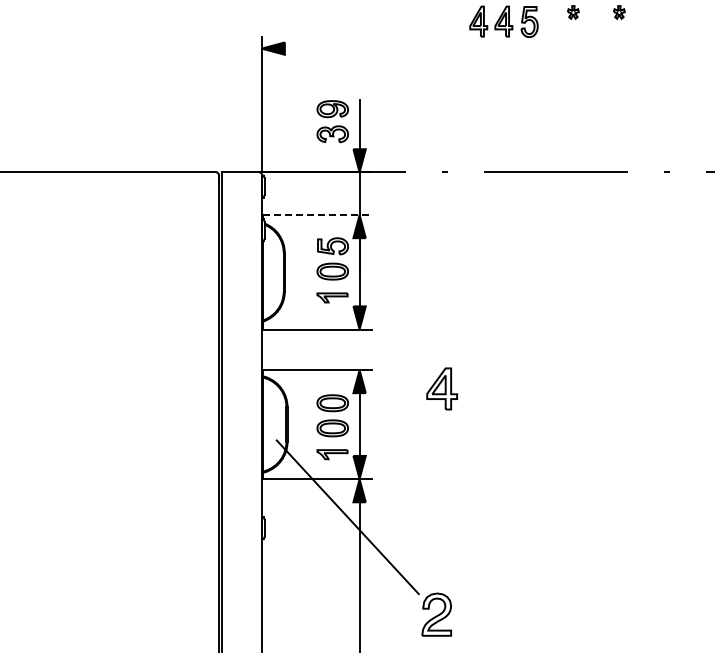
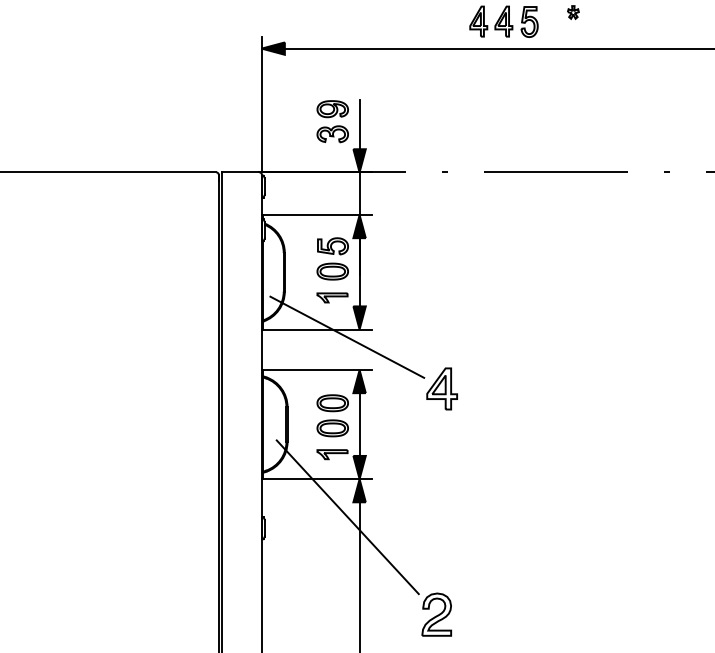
part: present -> none (619, 12)
line: none -> present (497, 48)
line: dashed -> solid (317, 214)
line: none -> present (347, 336)
